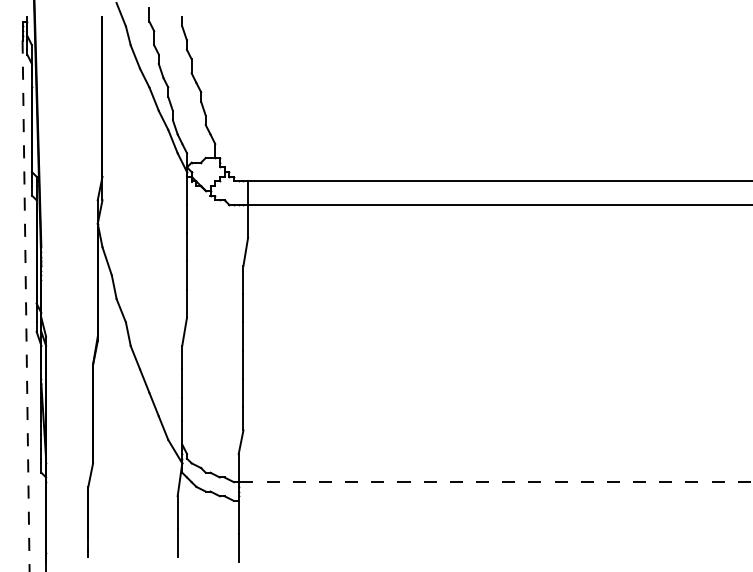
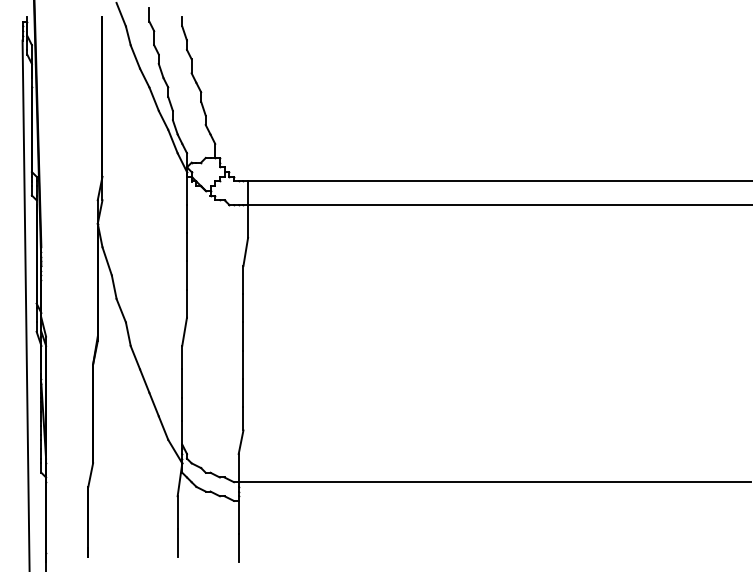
line: dashed -> solid (26, 306)
line: dashed -> solid (494, 482)
